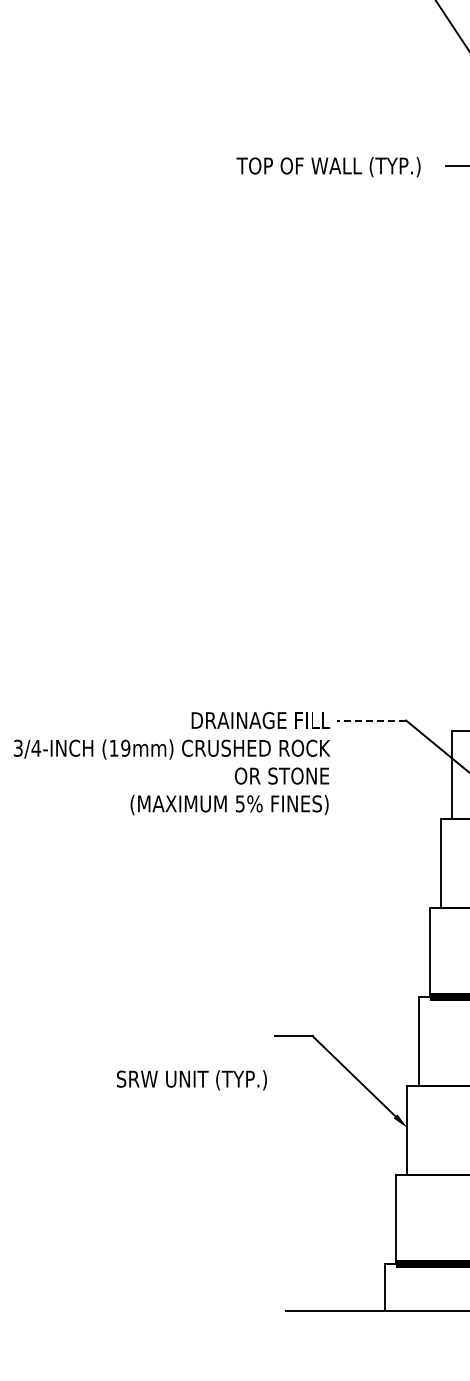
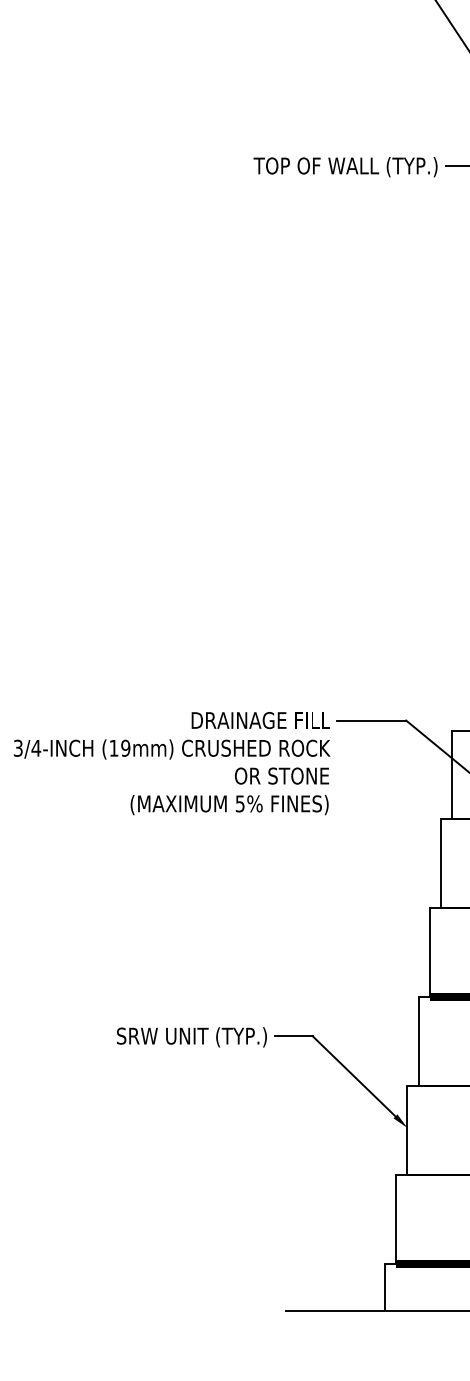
text position: (328, 167) -> (345, 167) (345, 167)
line: dashed -> solid (371, 720)
text position: (191, 1080) -> (191, 1037) (191, 1037)
